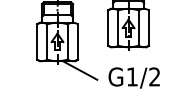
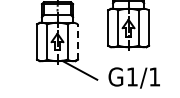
line: solid -> dashed (77, 41)
text: G1/2 -> G1/1 (154, 76)
